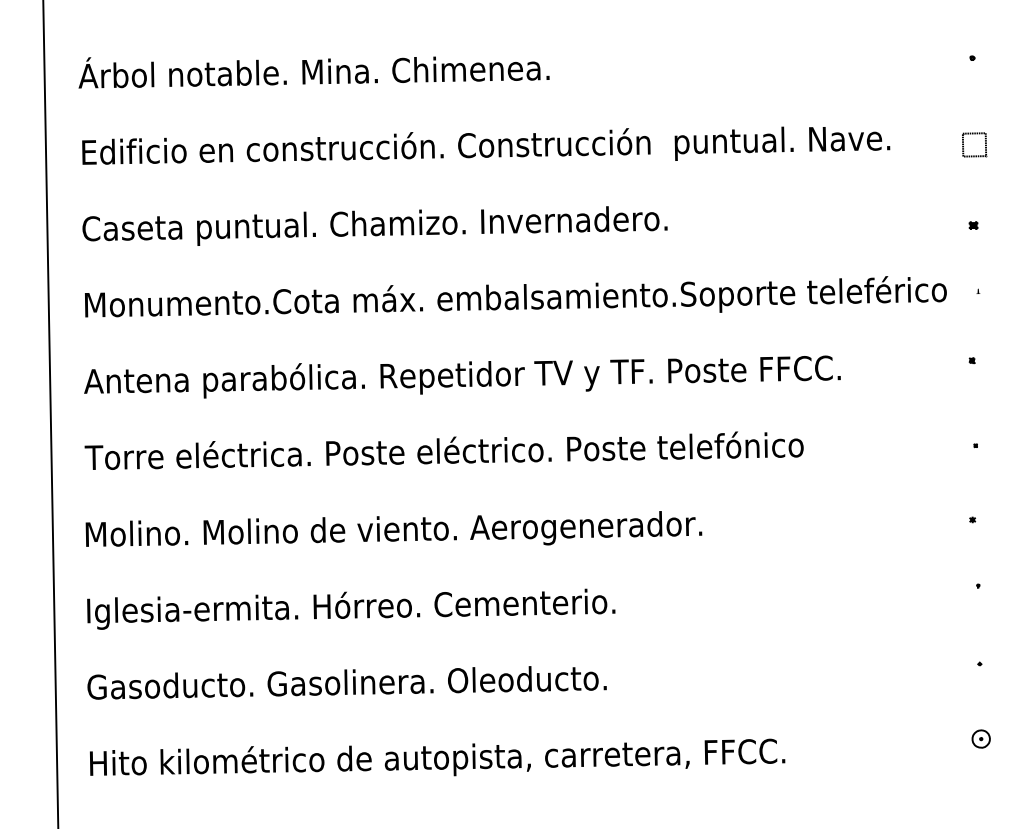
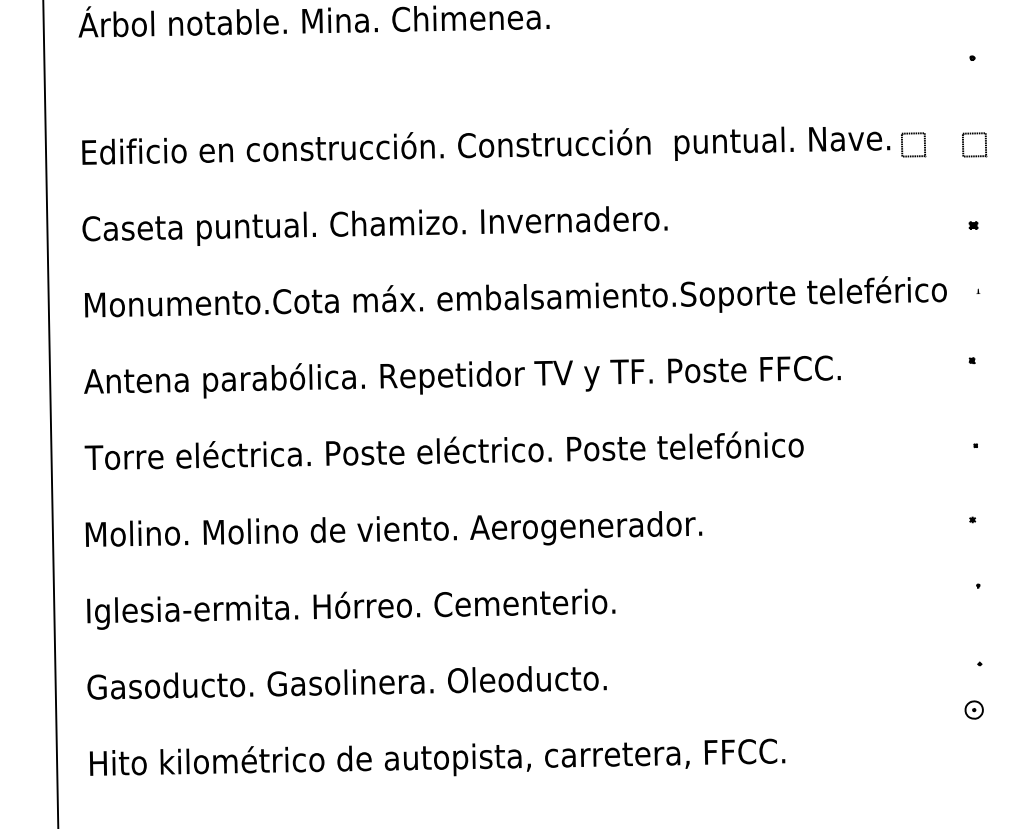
text position: (313, 72) -> (313, 21) (313, 21)
part: none -> present (913, 144)
part position: (980, 738) -> (973, 709) (973, 709)
